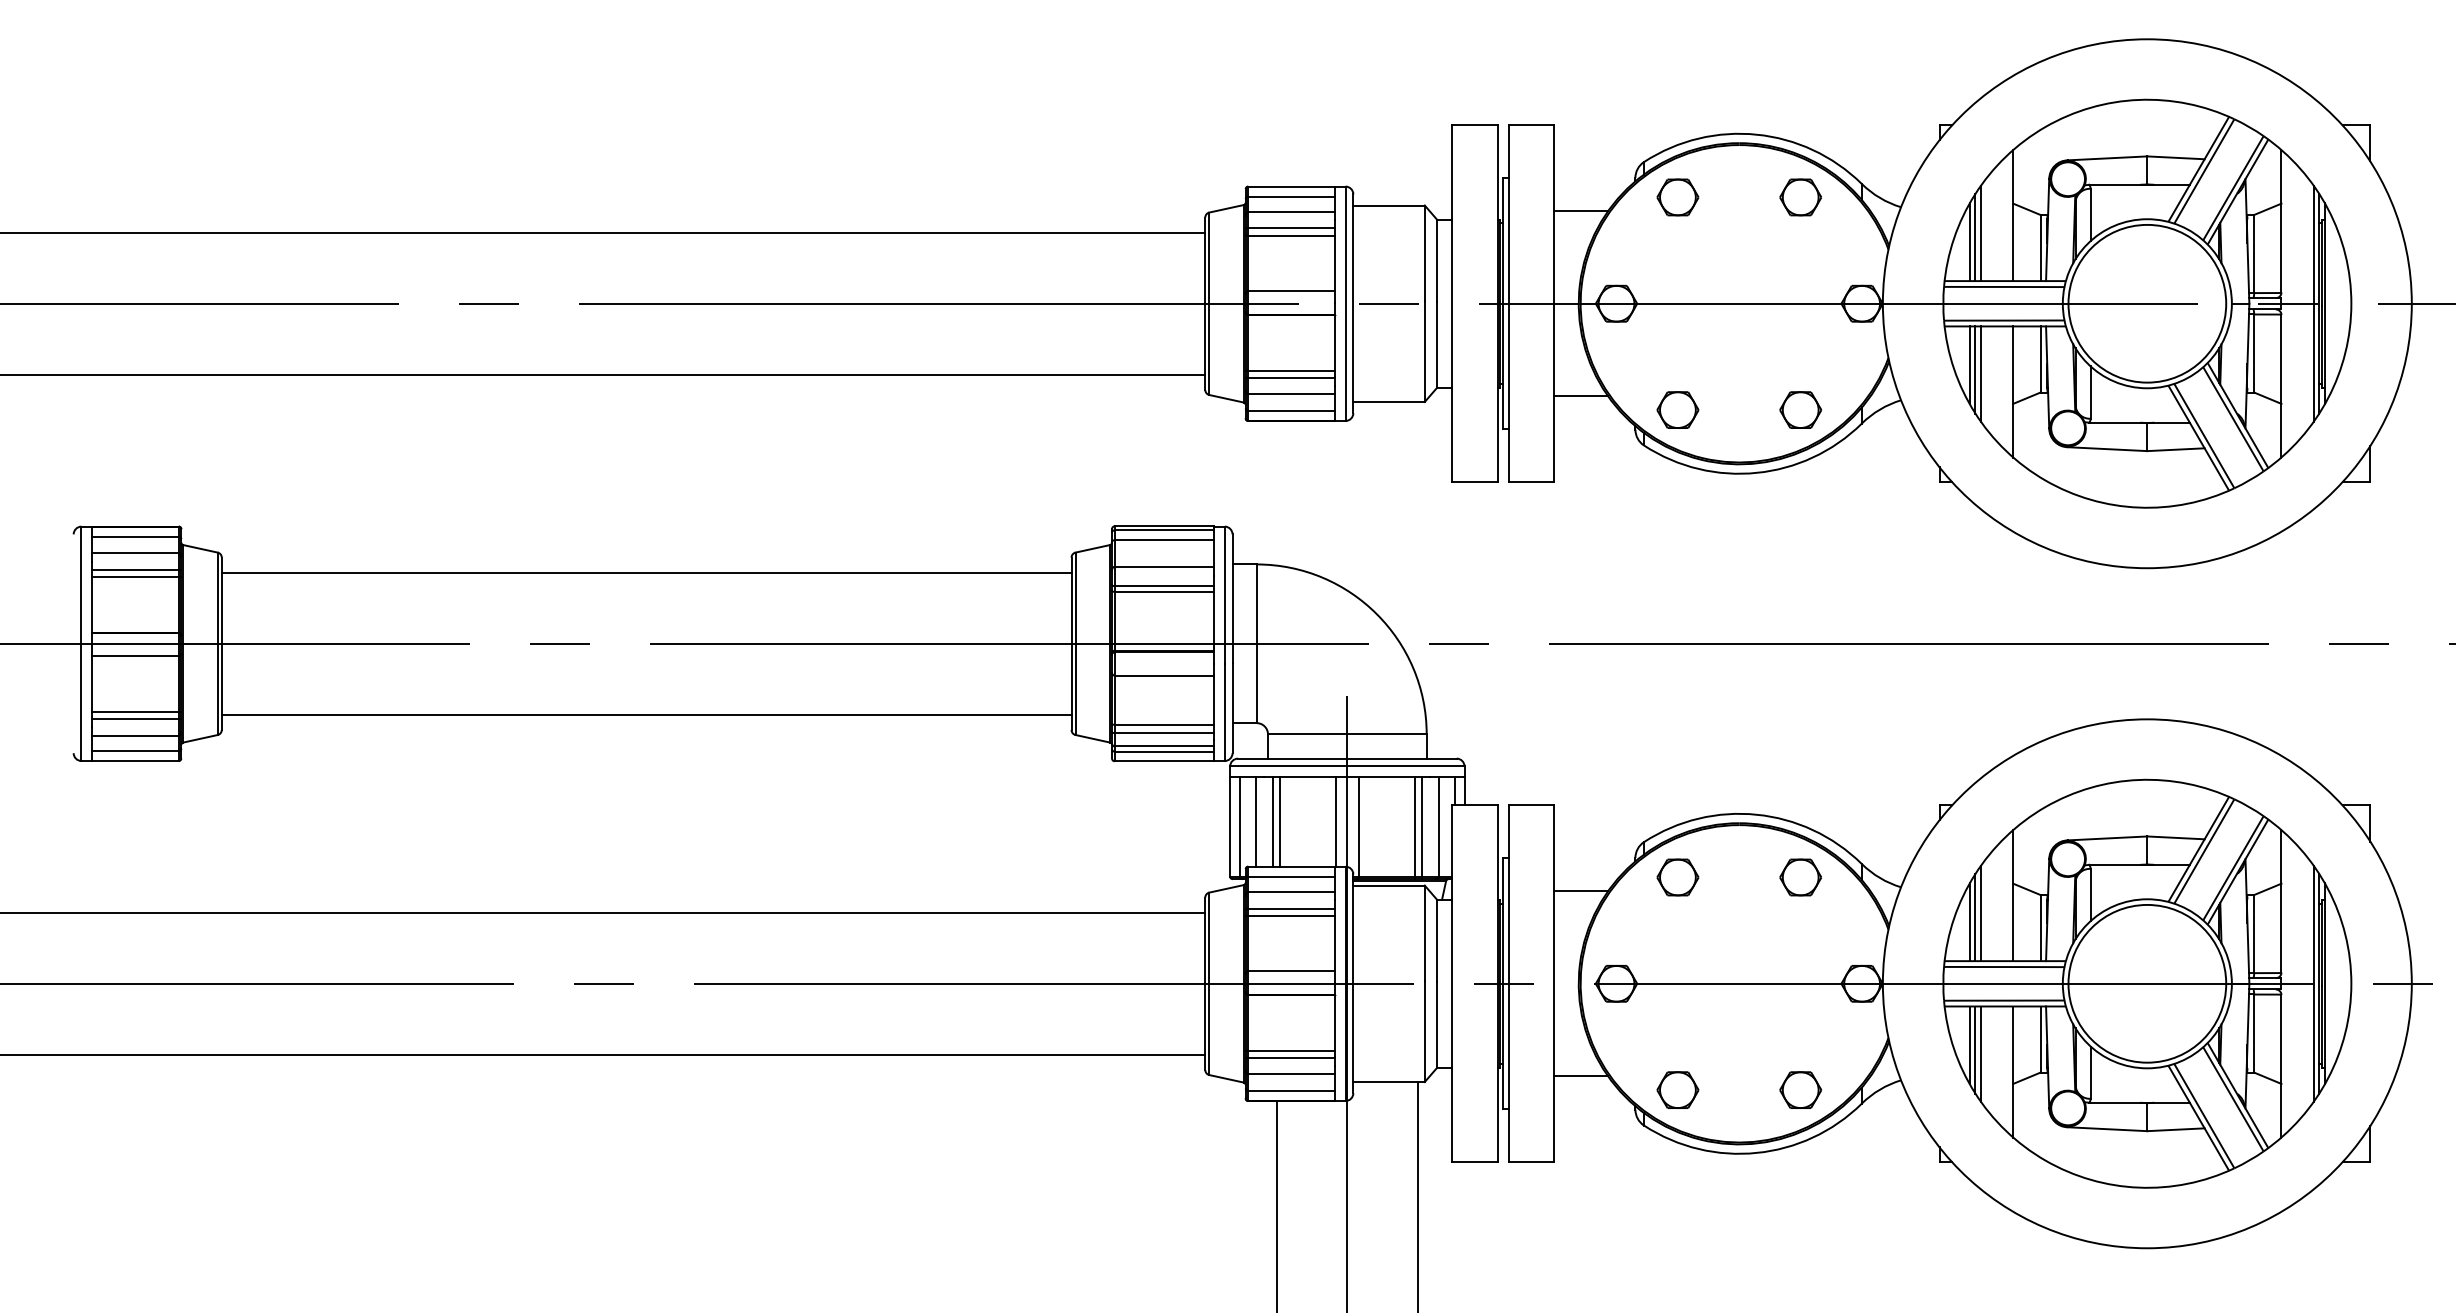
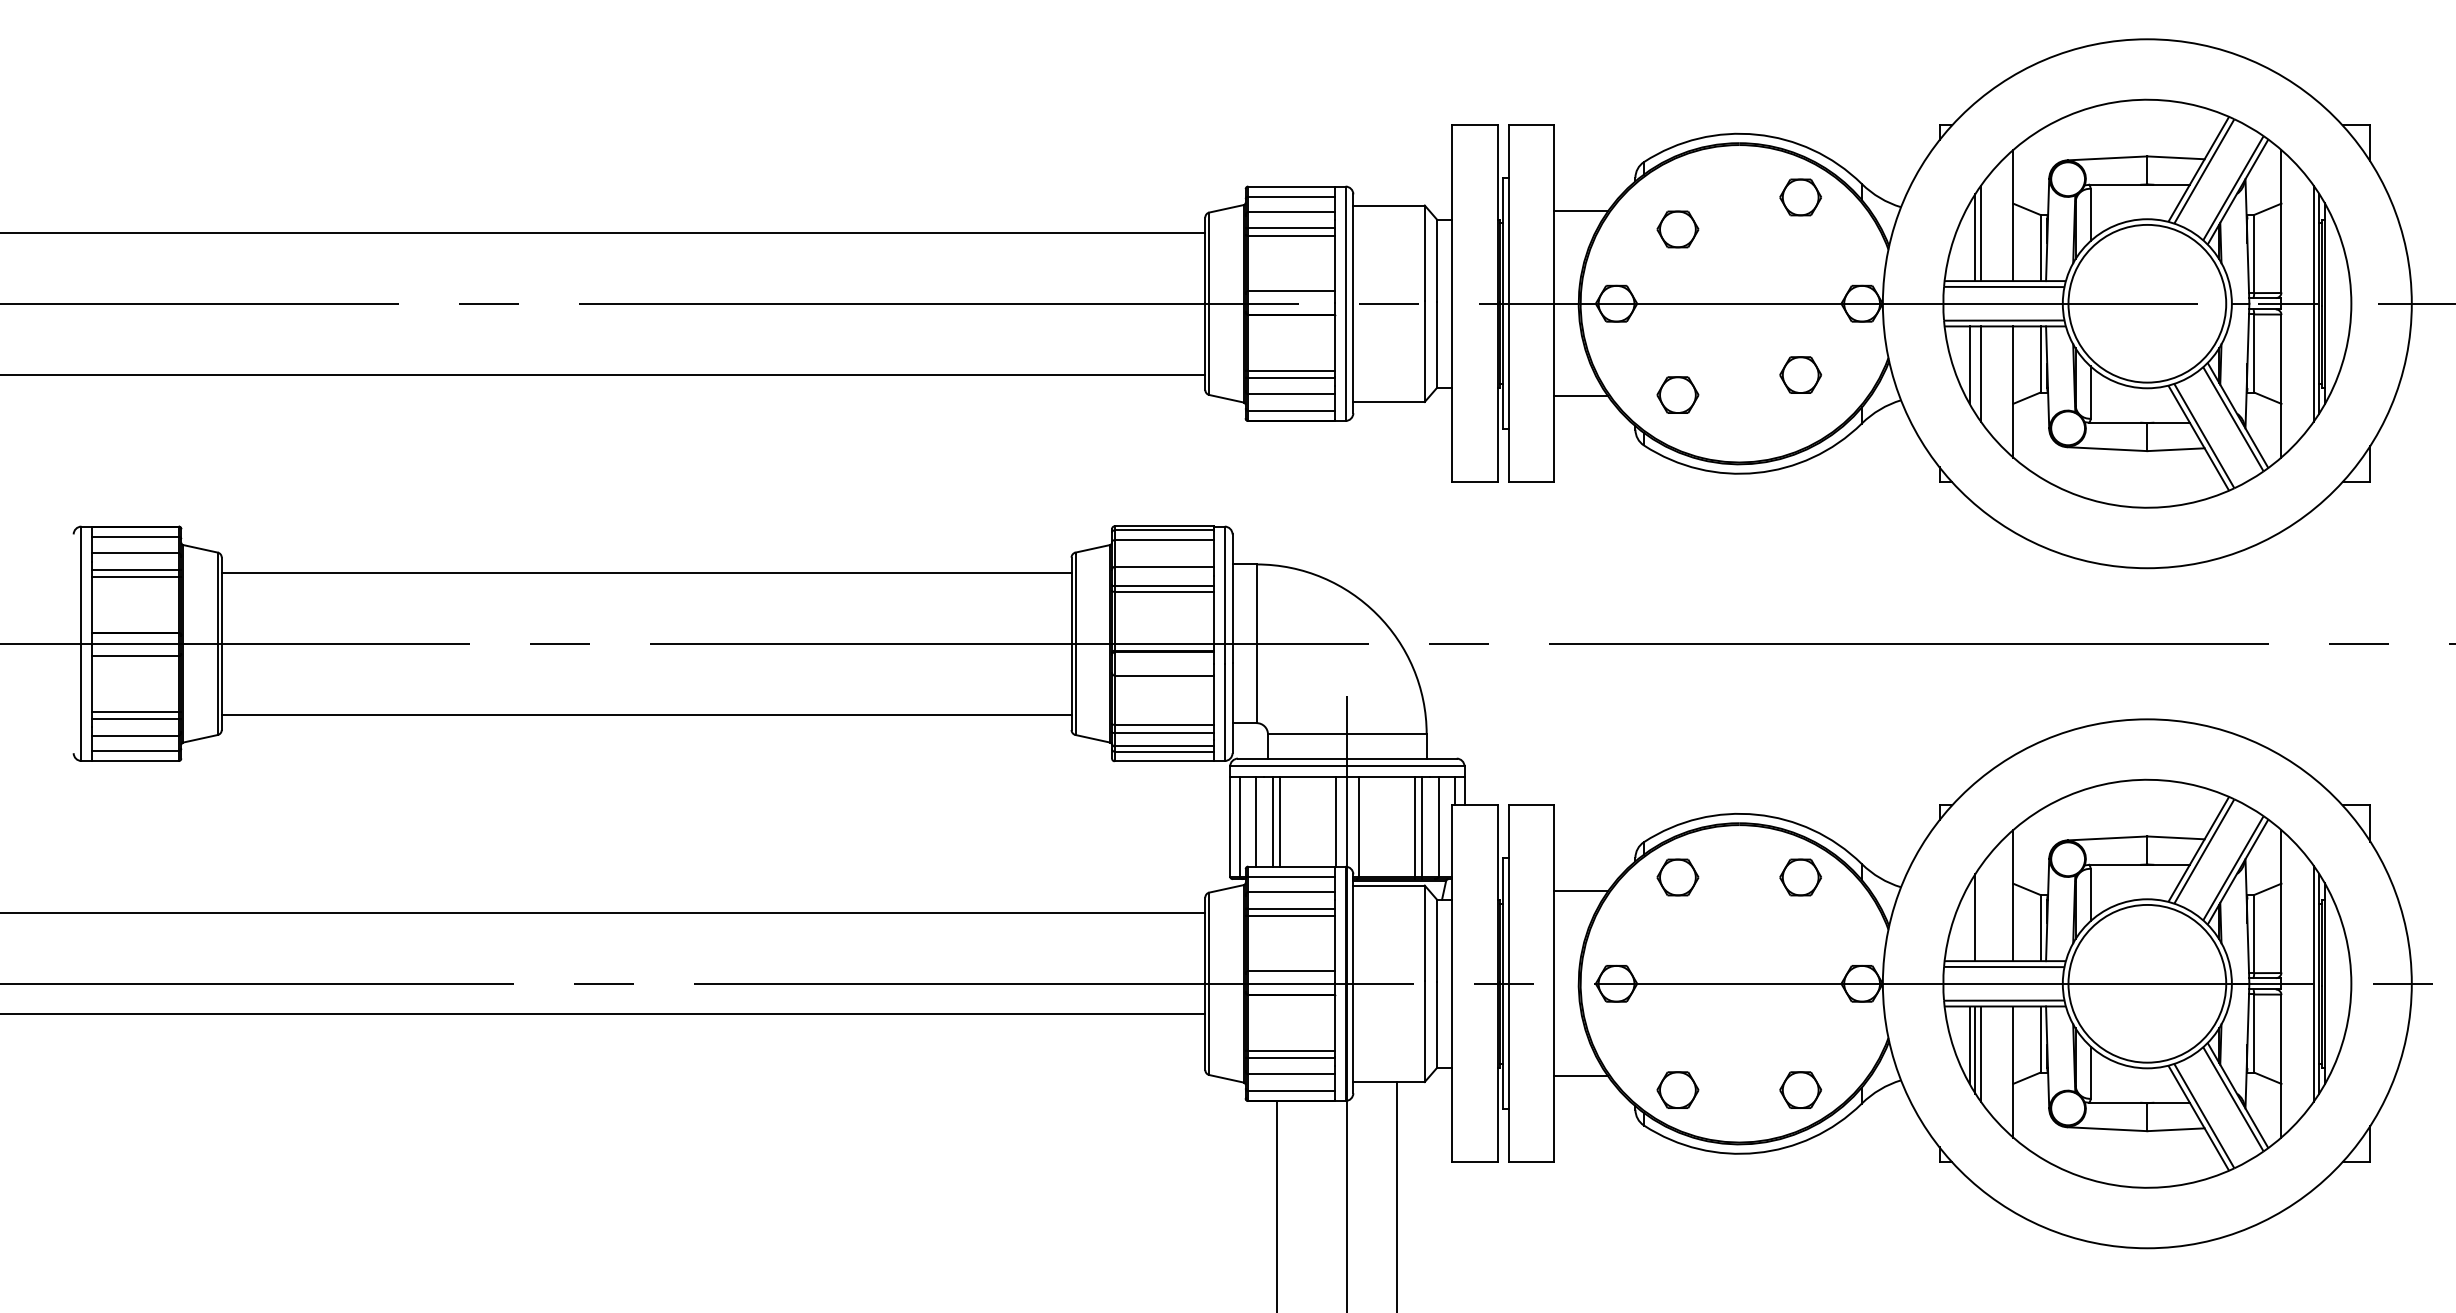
part position: (1677, 197) -> (1677, 229) (1677, 229)
line: present -> none (1969, 242)
line: present -> none (1975, 369)
part position: (1677, 409) -> (1677, 394) (1677, 394)
part position: (1800, 409) -> (1800, 374) (1800, 374)
line: present -> none (1981, 913)
line: present -> none (1969, 922)
line position: (603, 1054) -> (603, 1013) (603, 1013)
line position: (1418, 1195) -> (1397, 1195) (1397, 1195)
